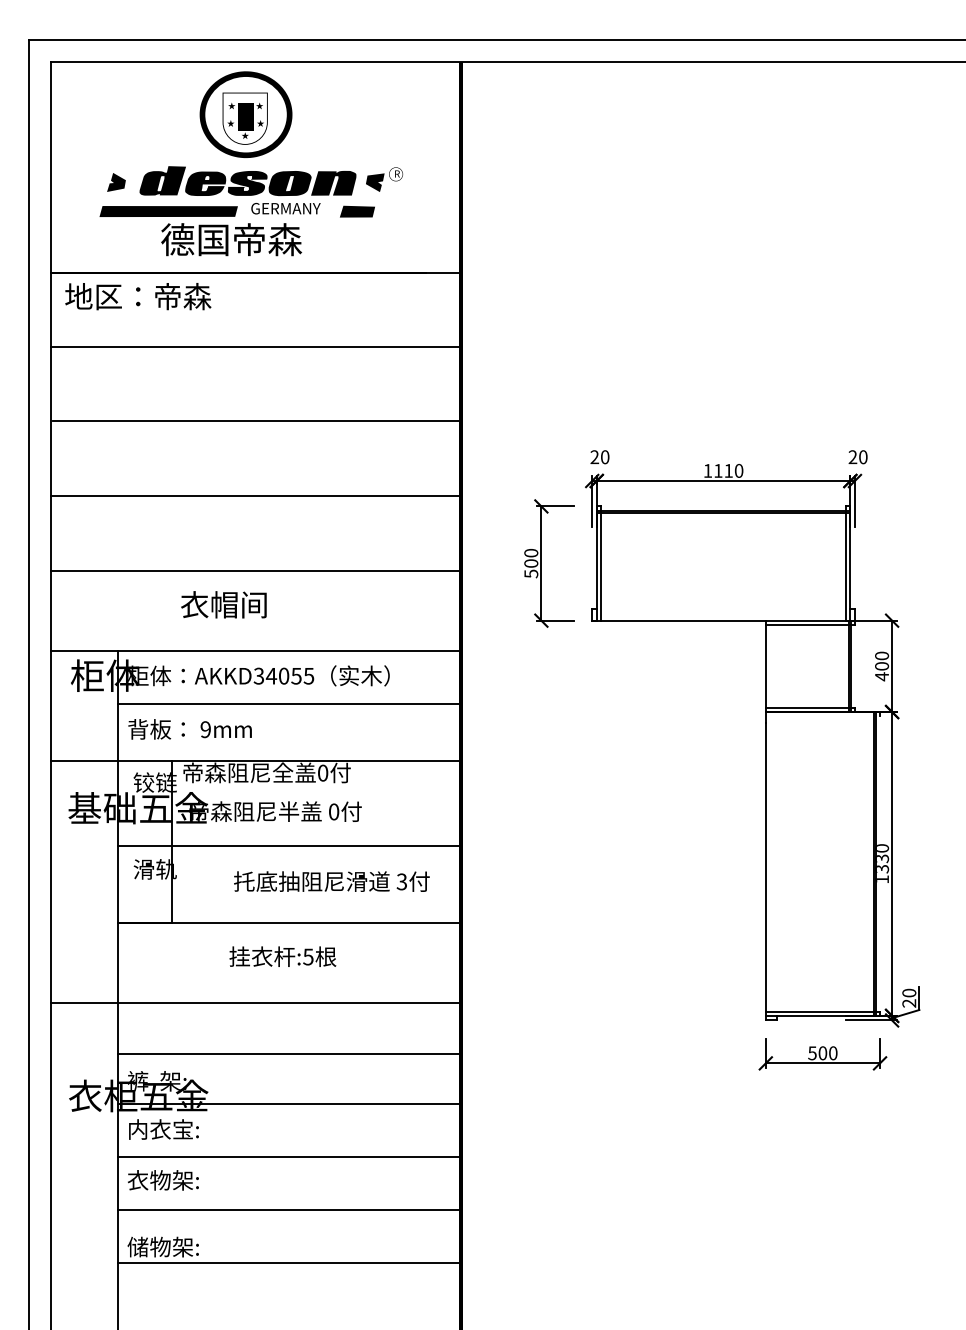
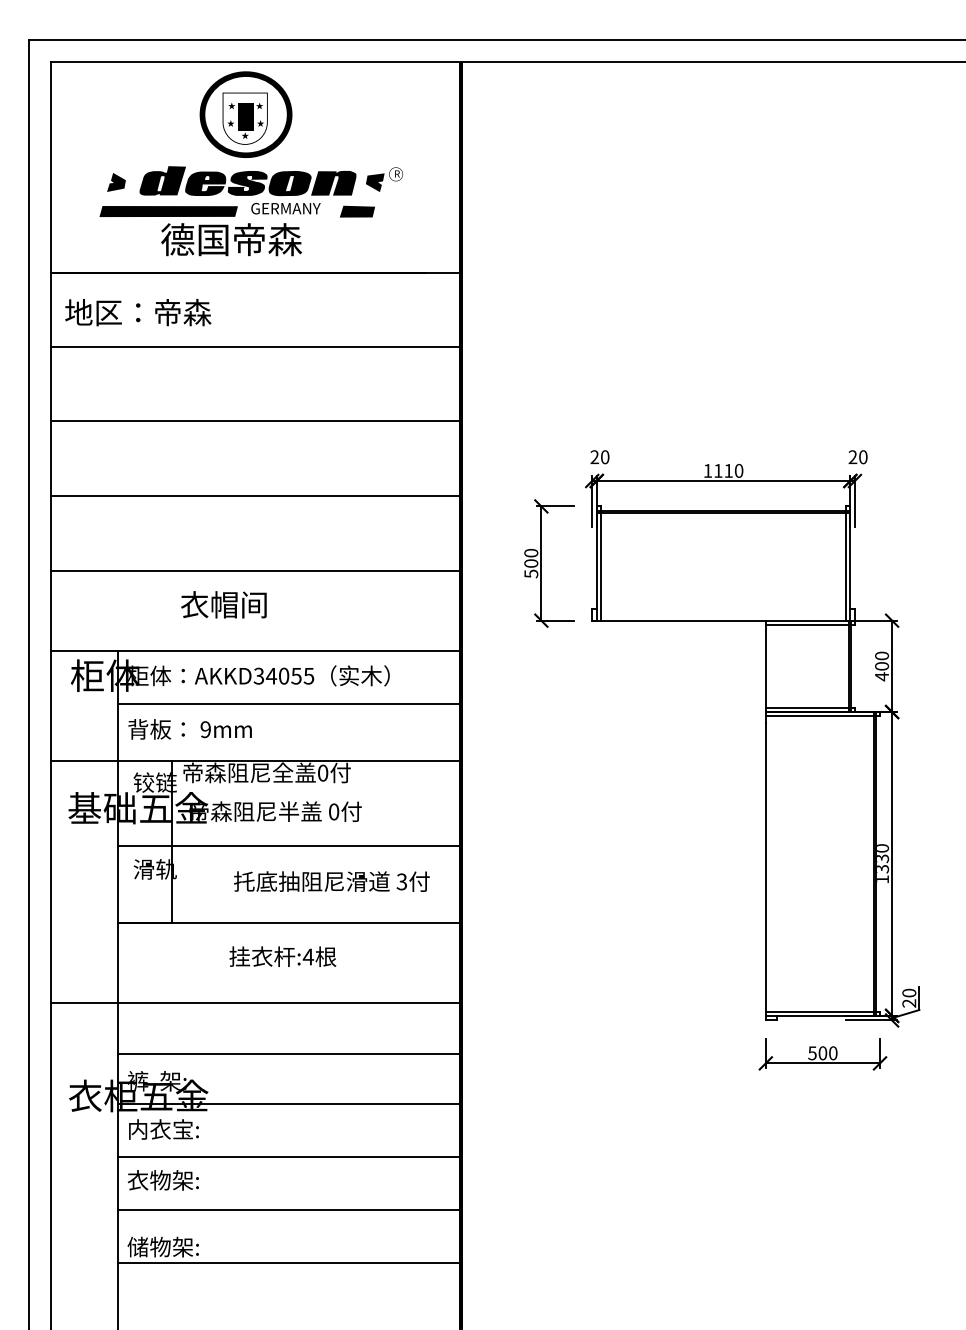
text position: (138, 296) -> (138, 312) (138, 312)
line: none -> present (822, 716)
text: :5 -> :4 (307, 956)
